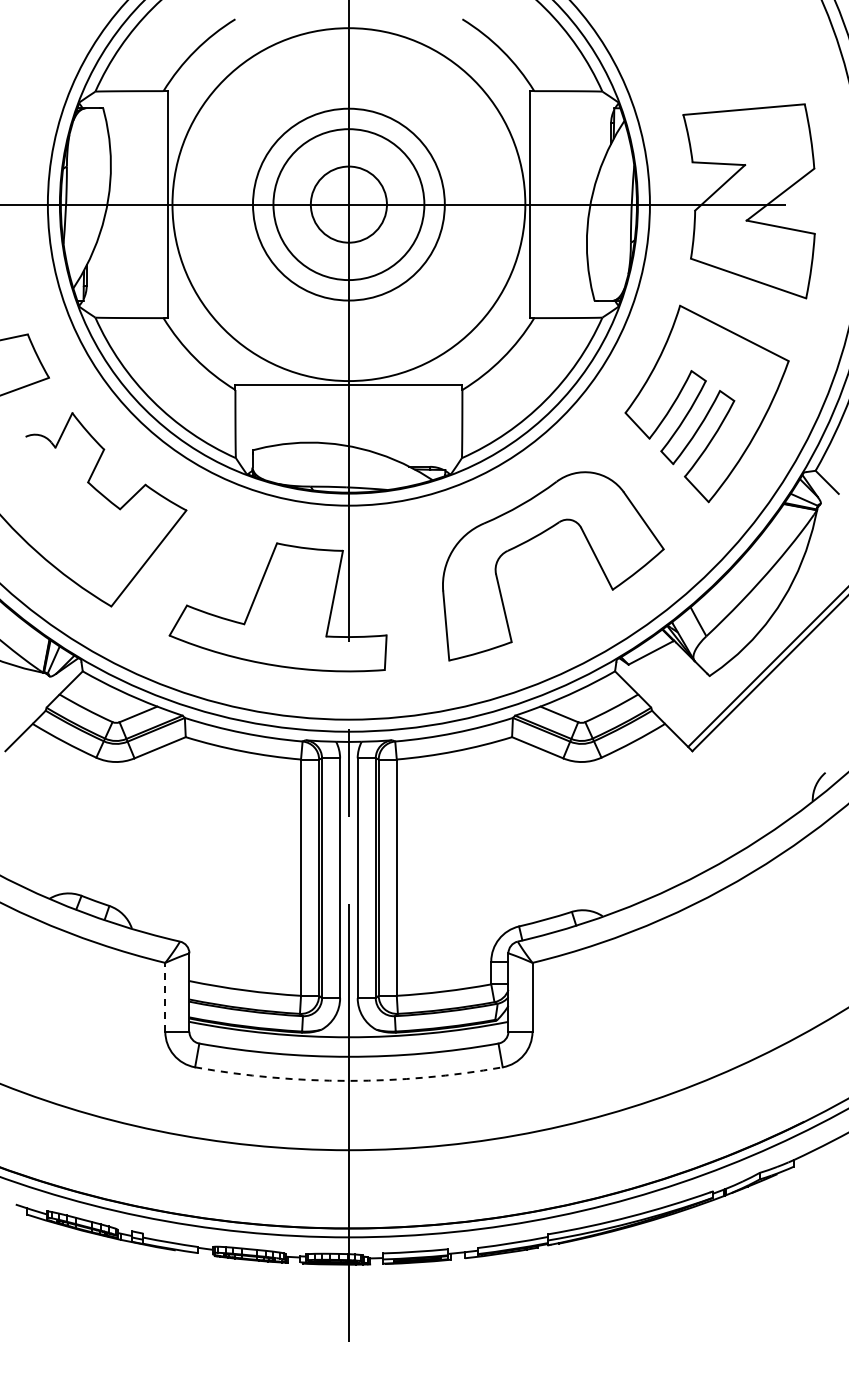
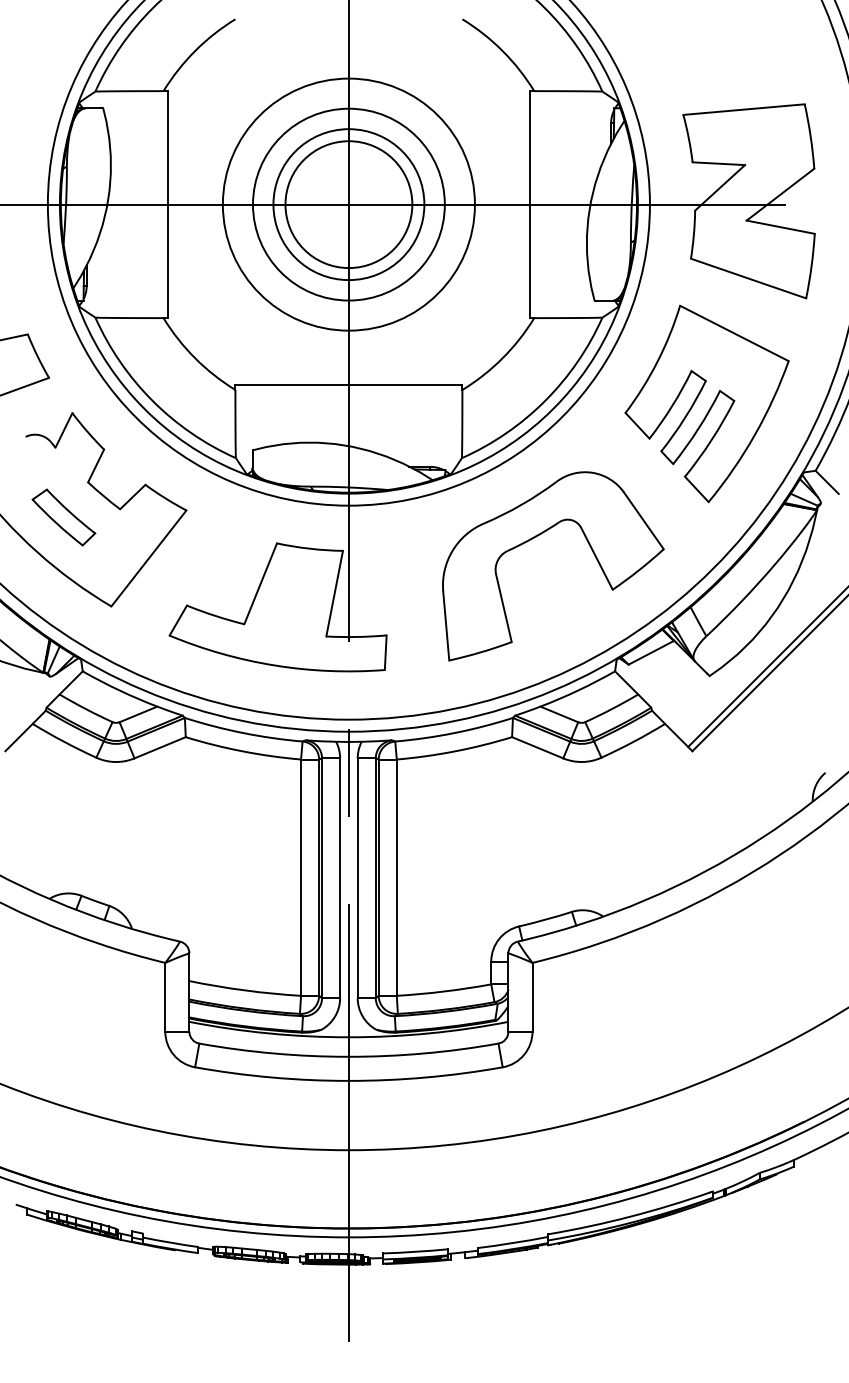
circle diameter: 353 px -> 252 px (348, 204)
circle diameter: 76 px -> 127 px (348, 204)
part: none -> present (63, 517)
line: dashed -> solid (165, 996)
arc: dashed -> solid (348, 1080)
